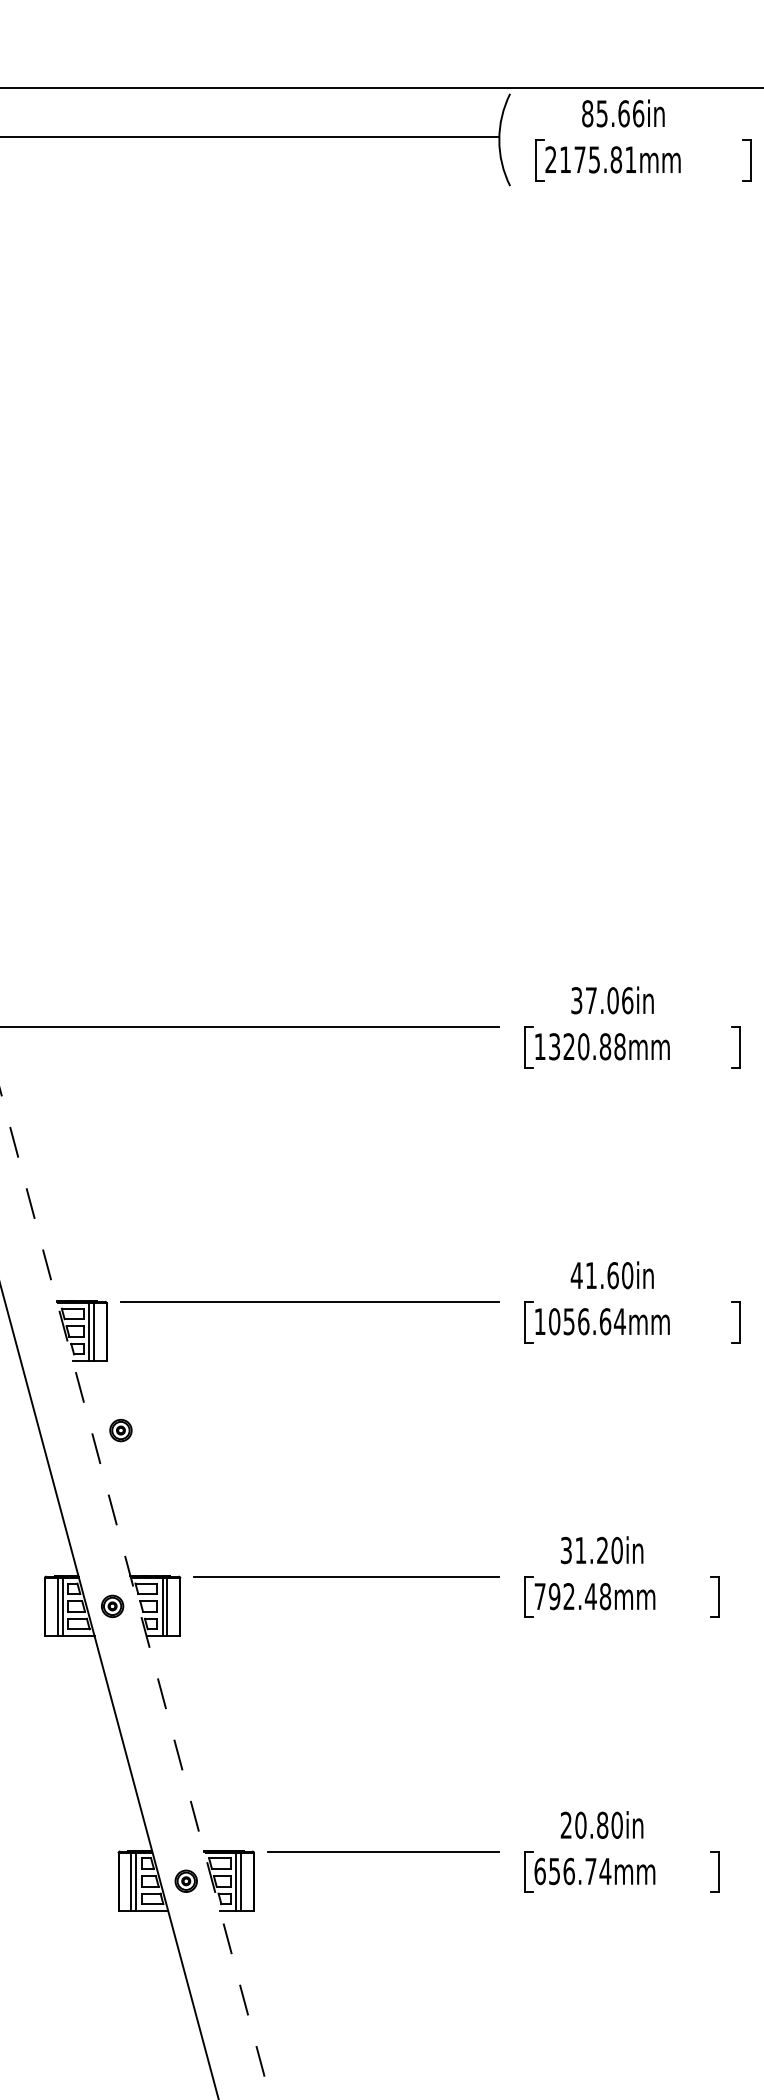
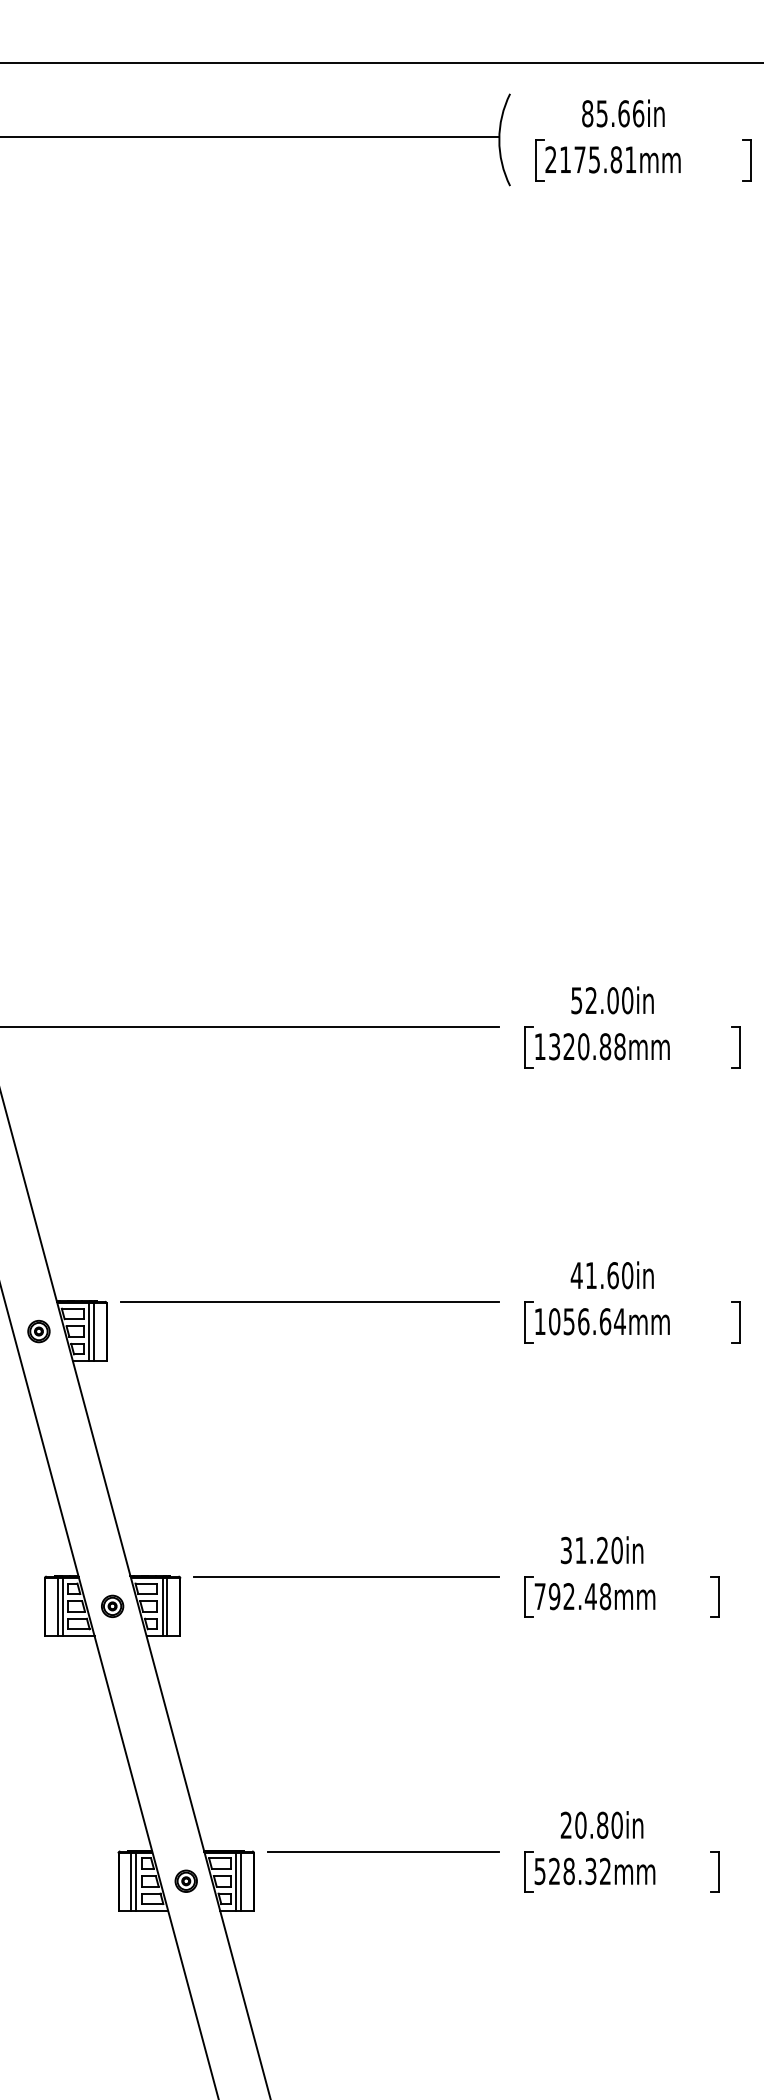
line position: (381, 88) -> (381, 63) (381, 63)
text: 37.06in -> 52.00in (602, 1000)
part position: (120, 1430) -> (38, 1331) (38, 1331)
line: dashed -> solid (135, 1594)
text: 656.74mm -> 528.32mm (572, 1871)
